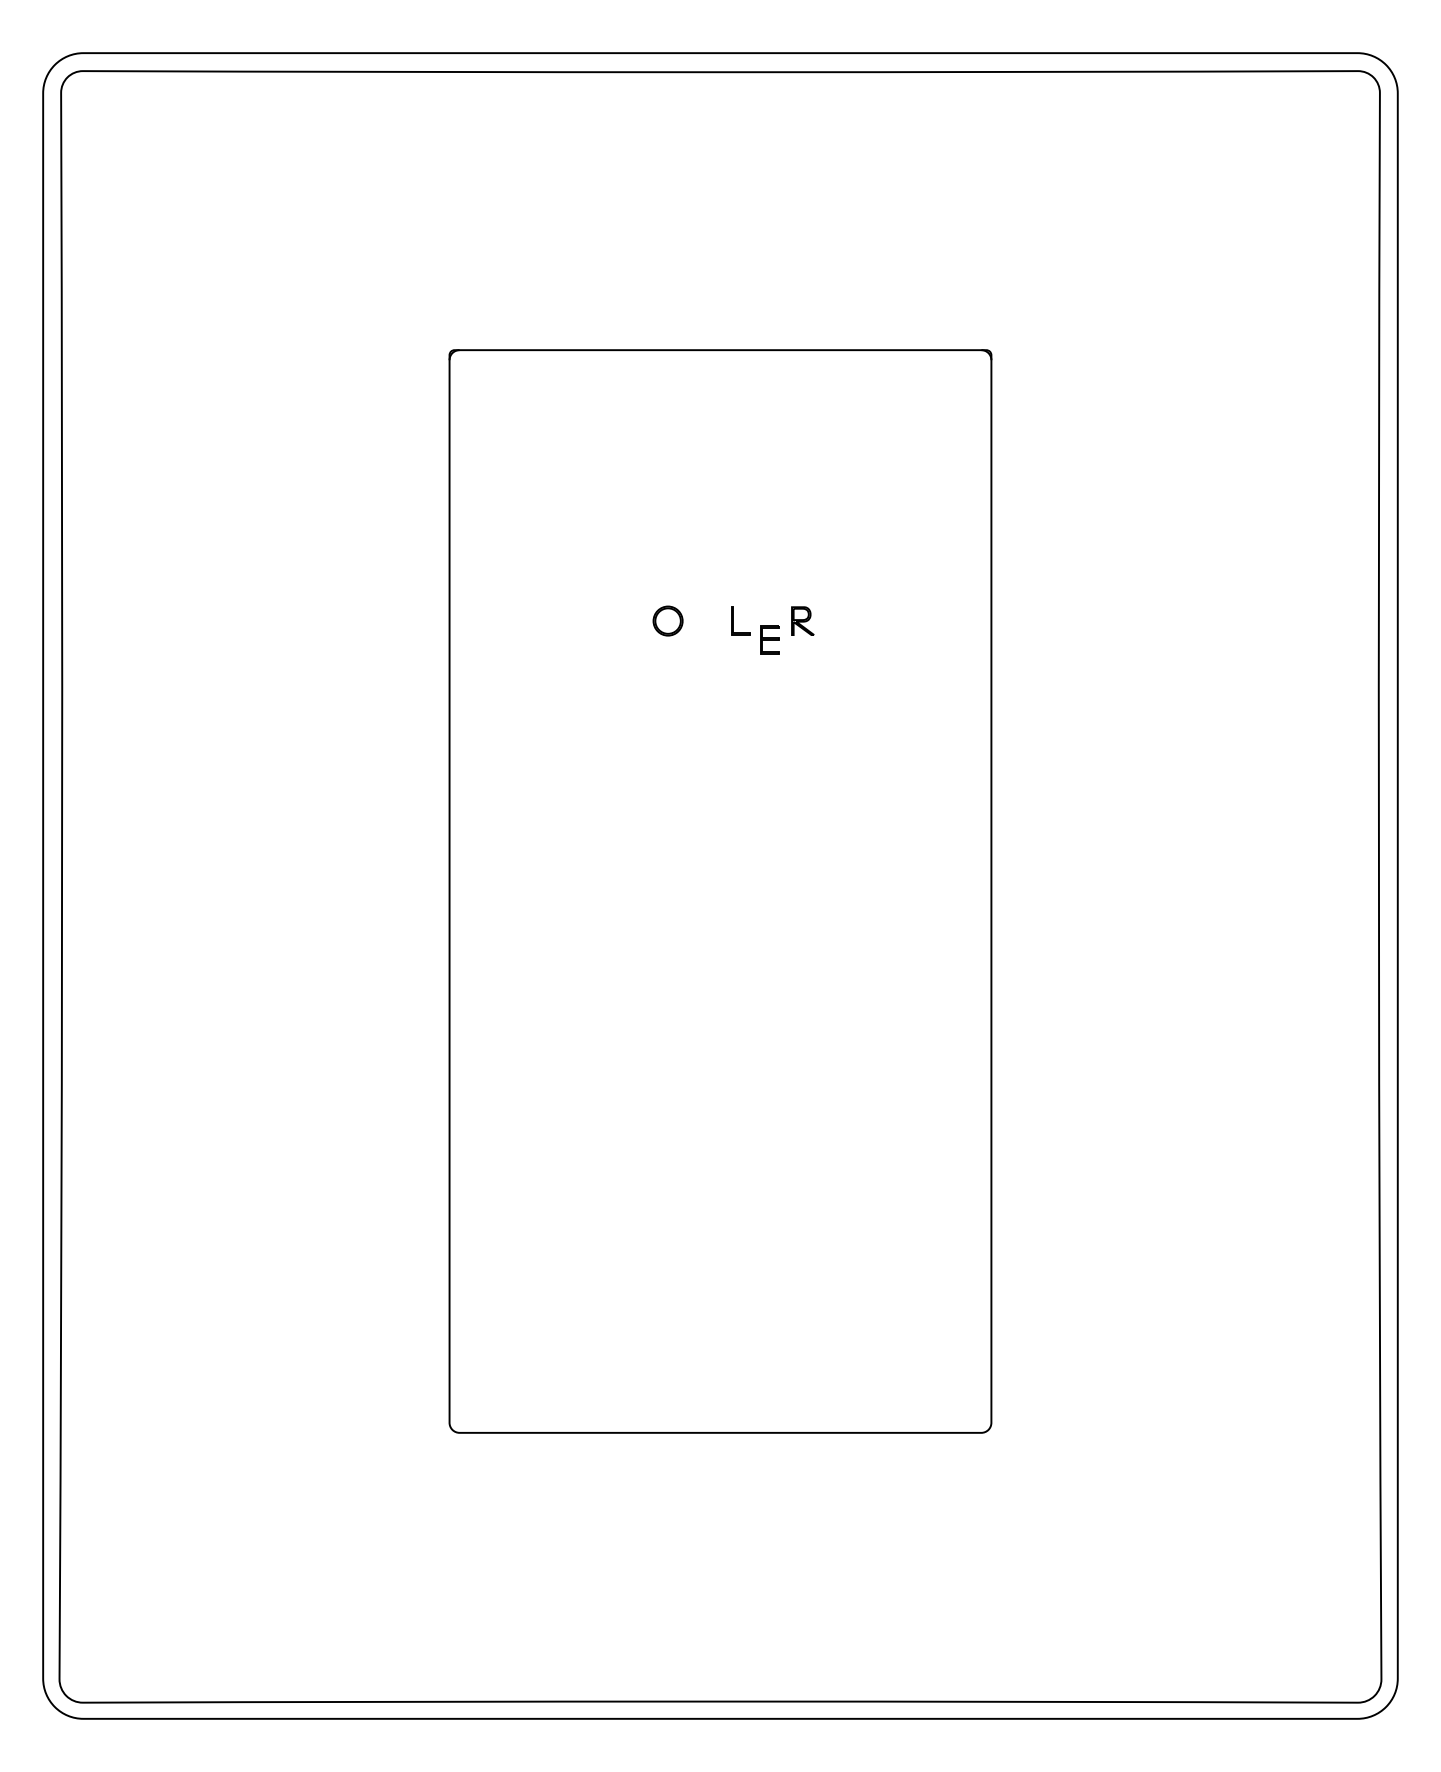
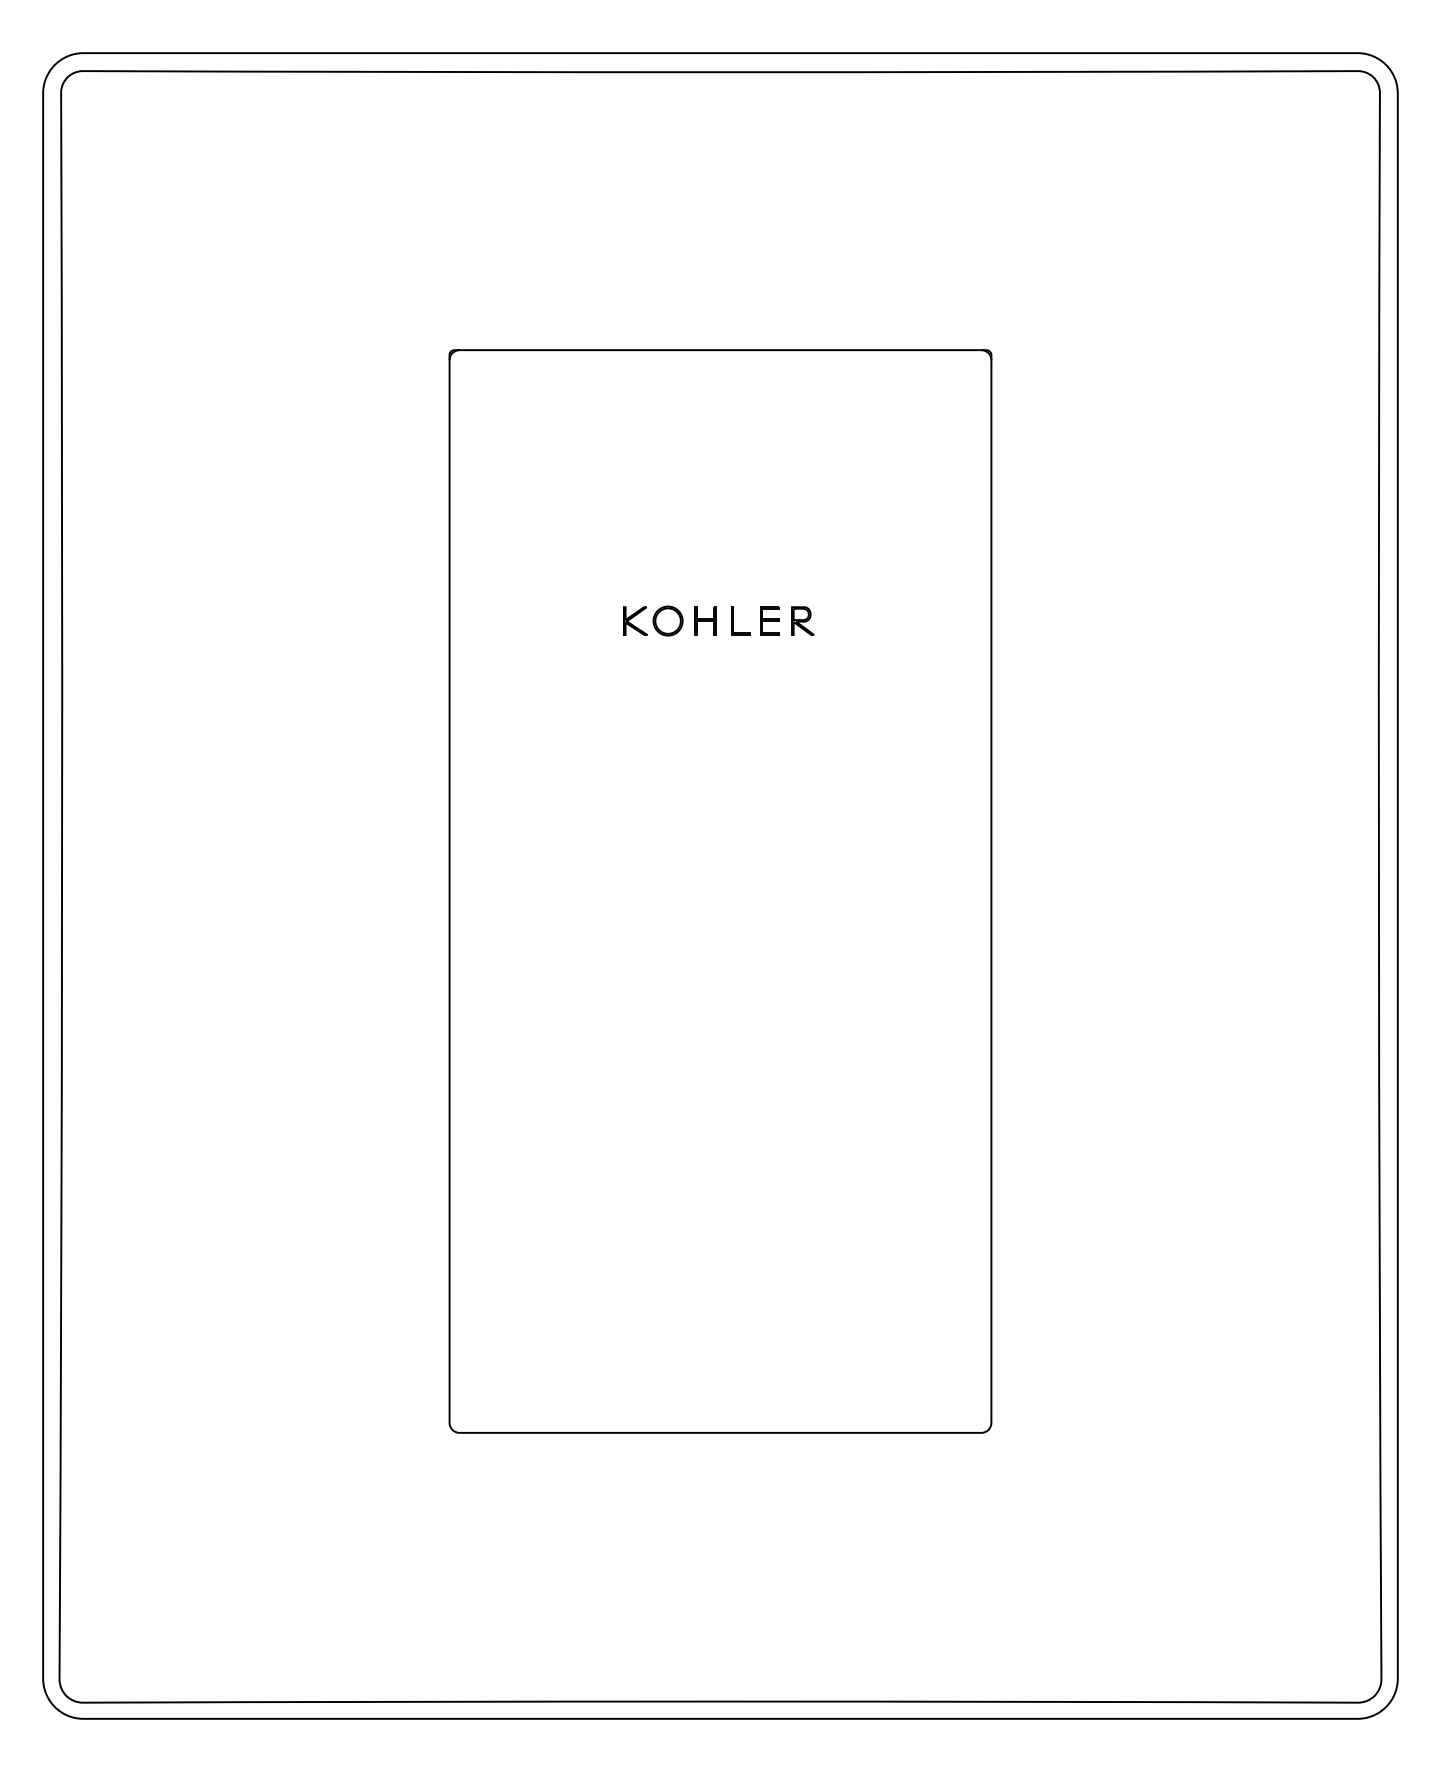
part: none -> present (635, 620)
part: none -> present (705, 620)
part position: (769, 639) -> (769, 620) (769, 620)
